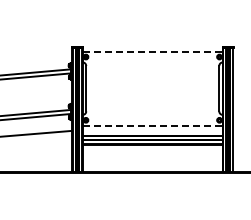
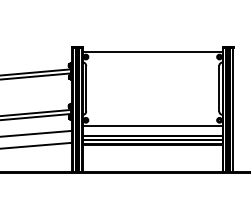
line: dashed -> solid (152, 51)
line: dashed -> solid (152, 125)
line: none -> present (36, 145)
